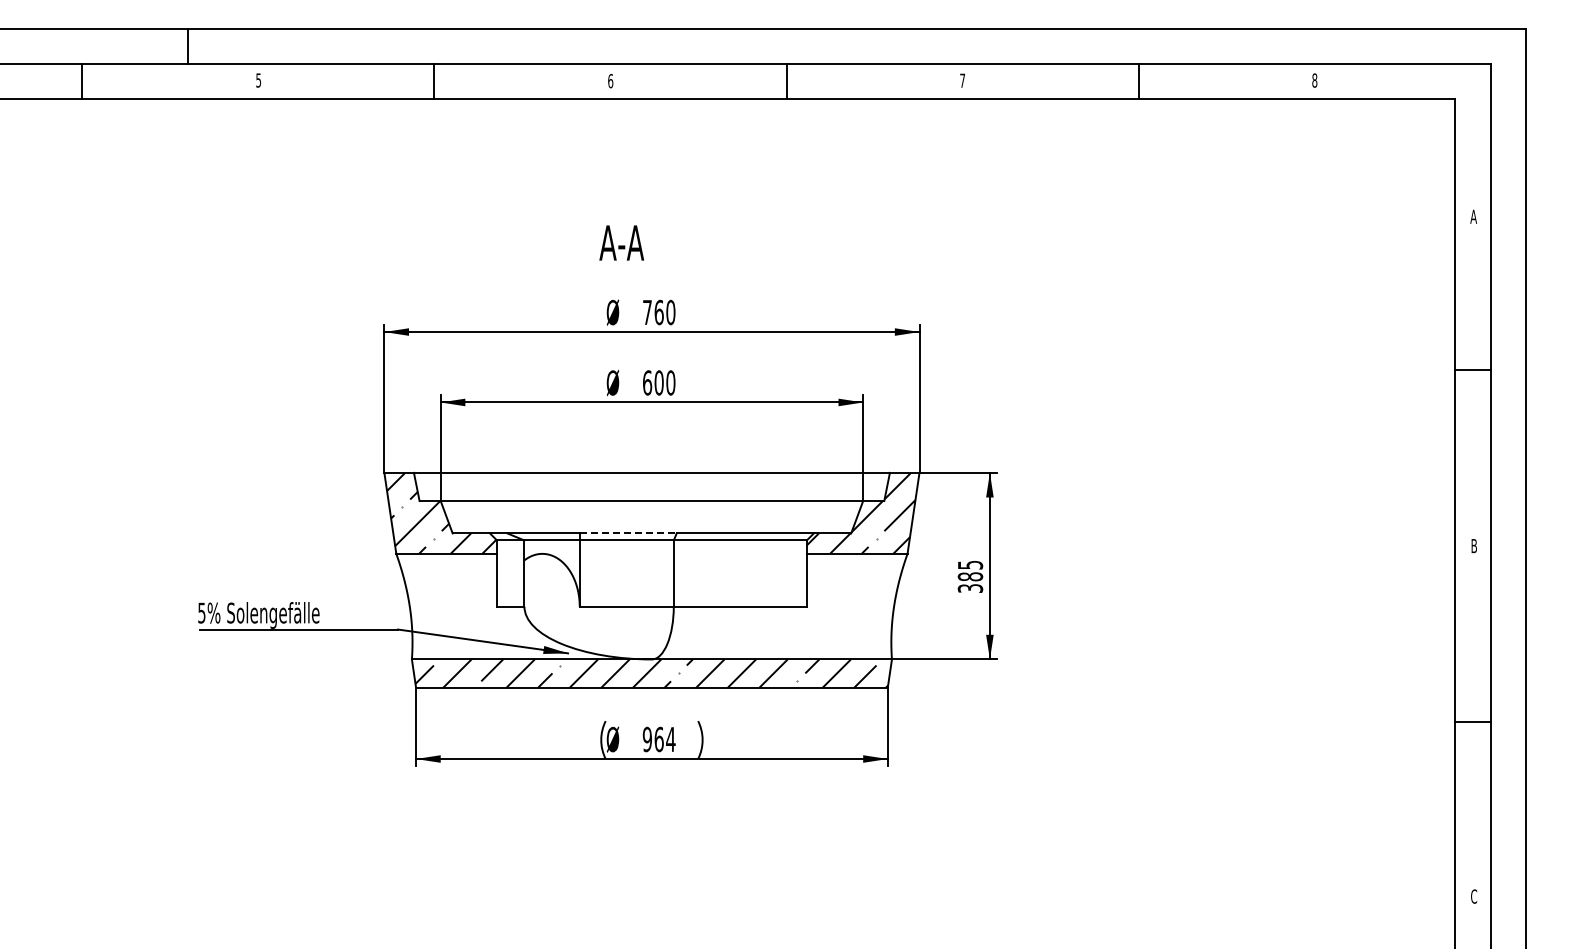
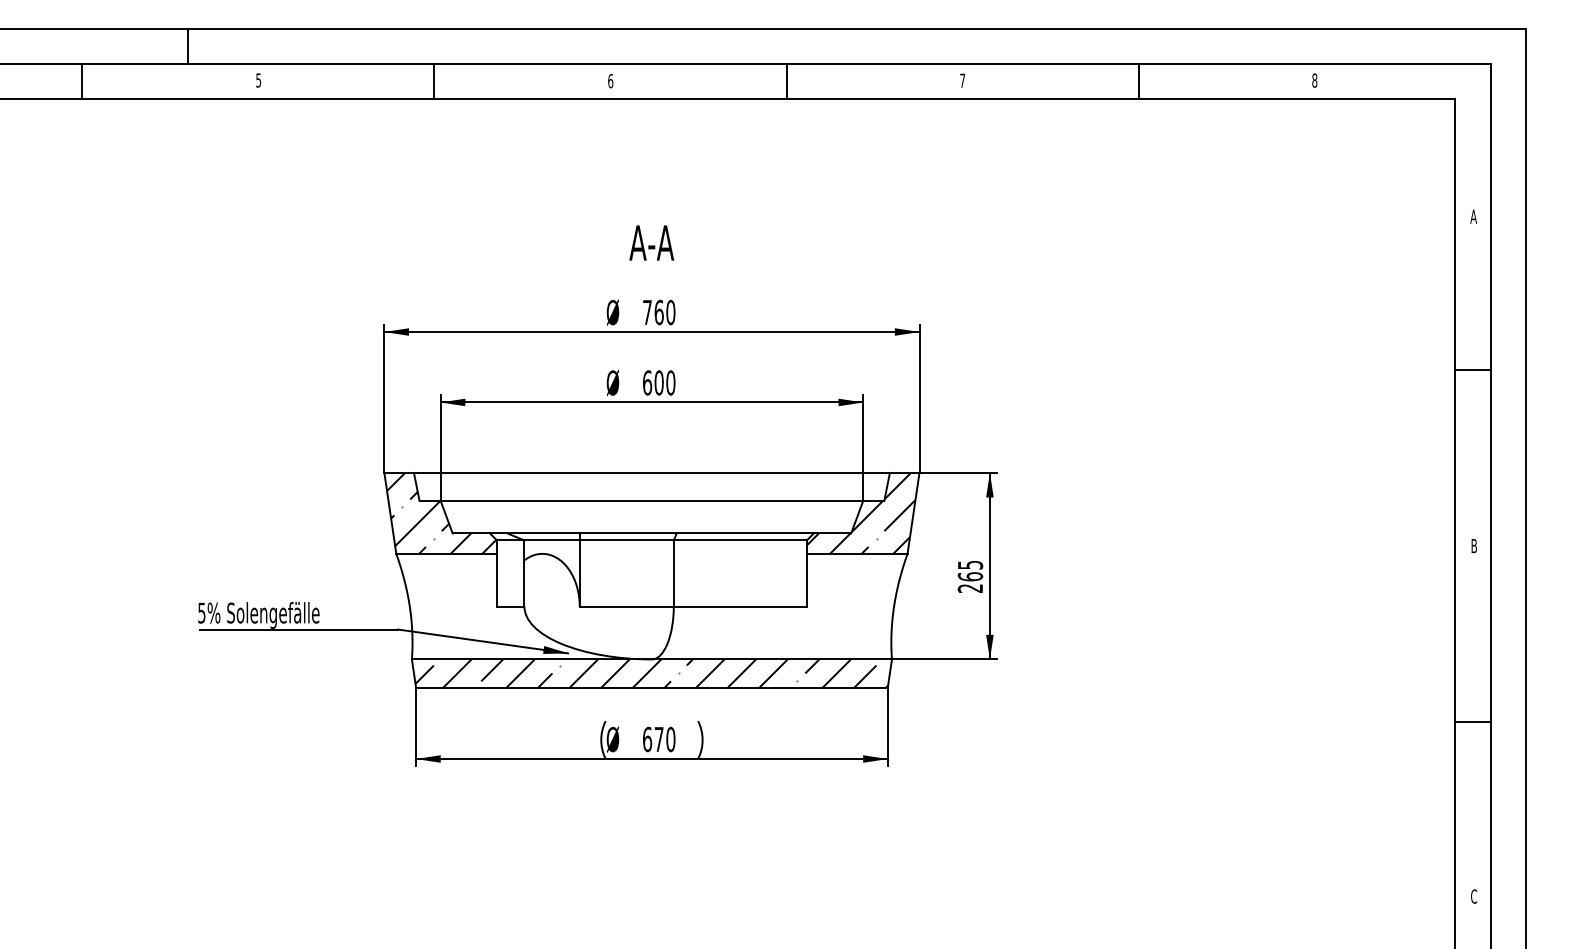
text position: (621, 242) -> (651, 242) (651, 242)
line: dashed -> solid (628, 533)
text: 385 -> 265 (970, 582)
text: 964 -> 670 (658, 739)
